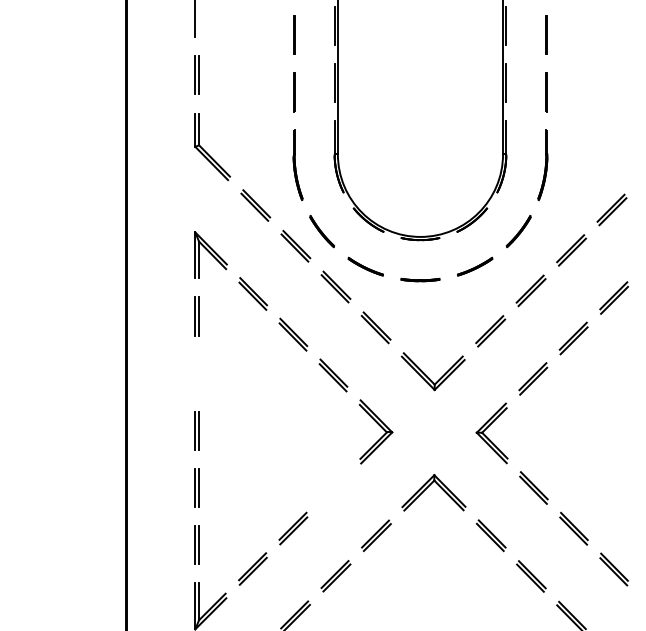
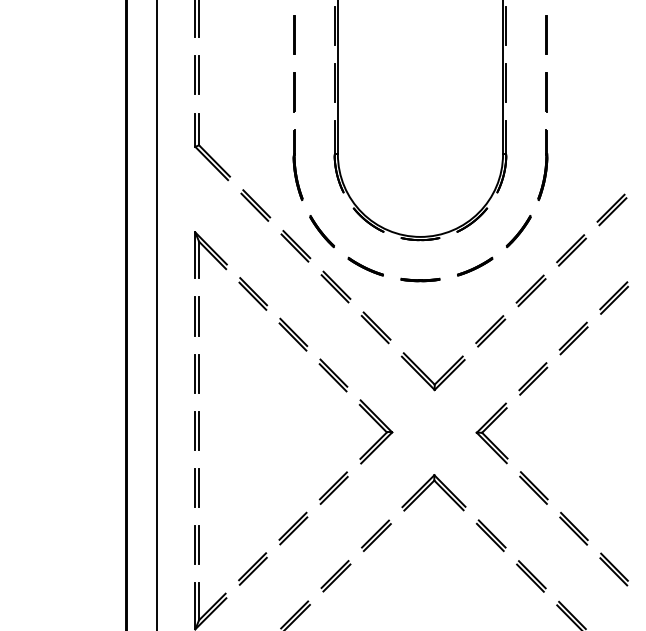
line: none -> present (199, 19)
line: none -> present (157, 314)
part: none -> present (196, 373)
part: none -> present (333, 487)
